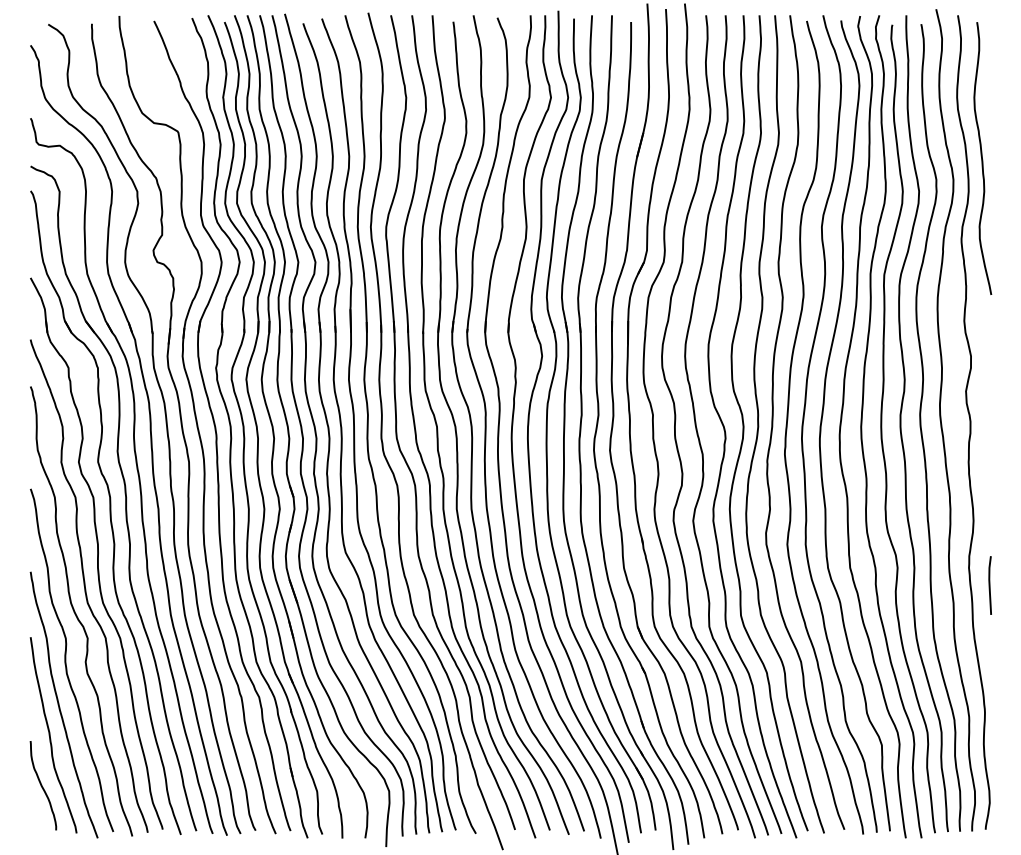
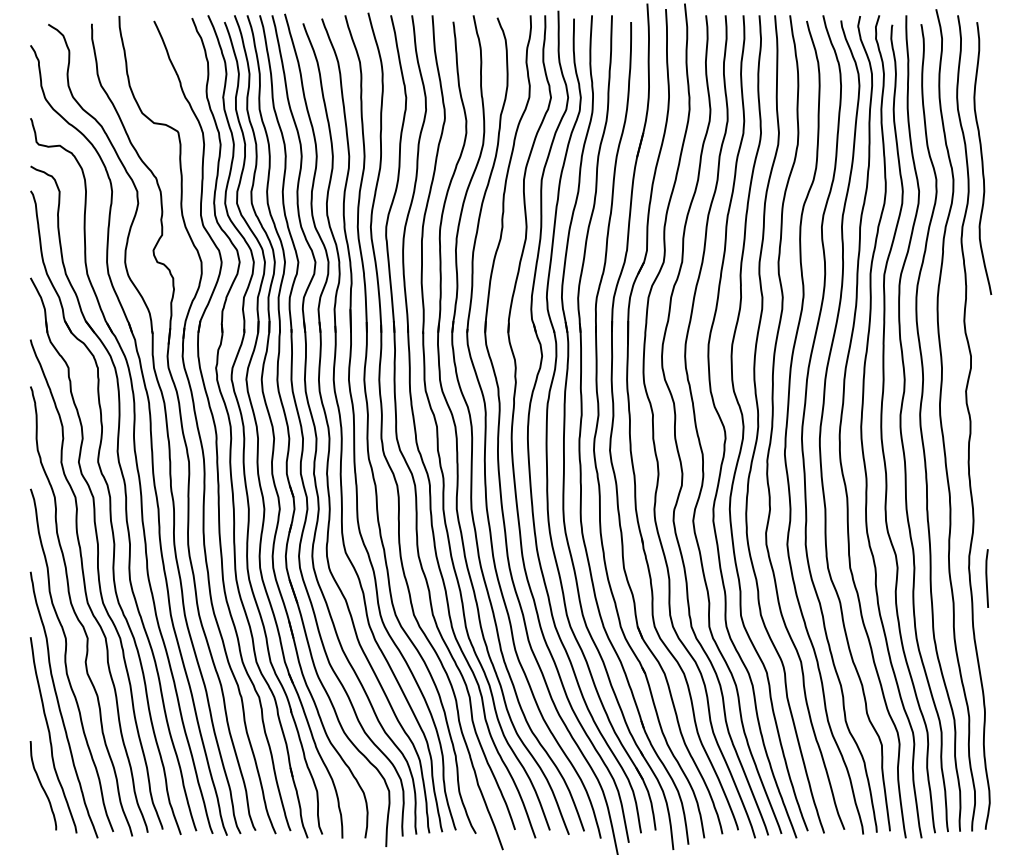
line position: (989, 585) -> (986, 578) (986, 578)
